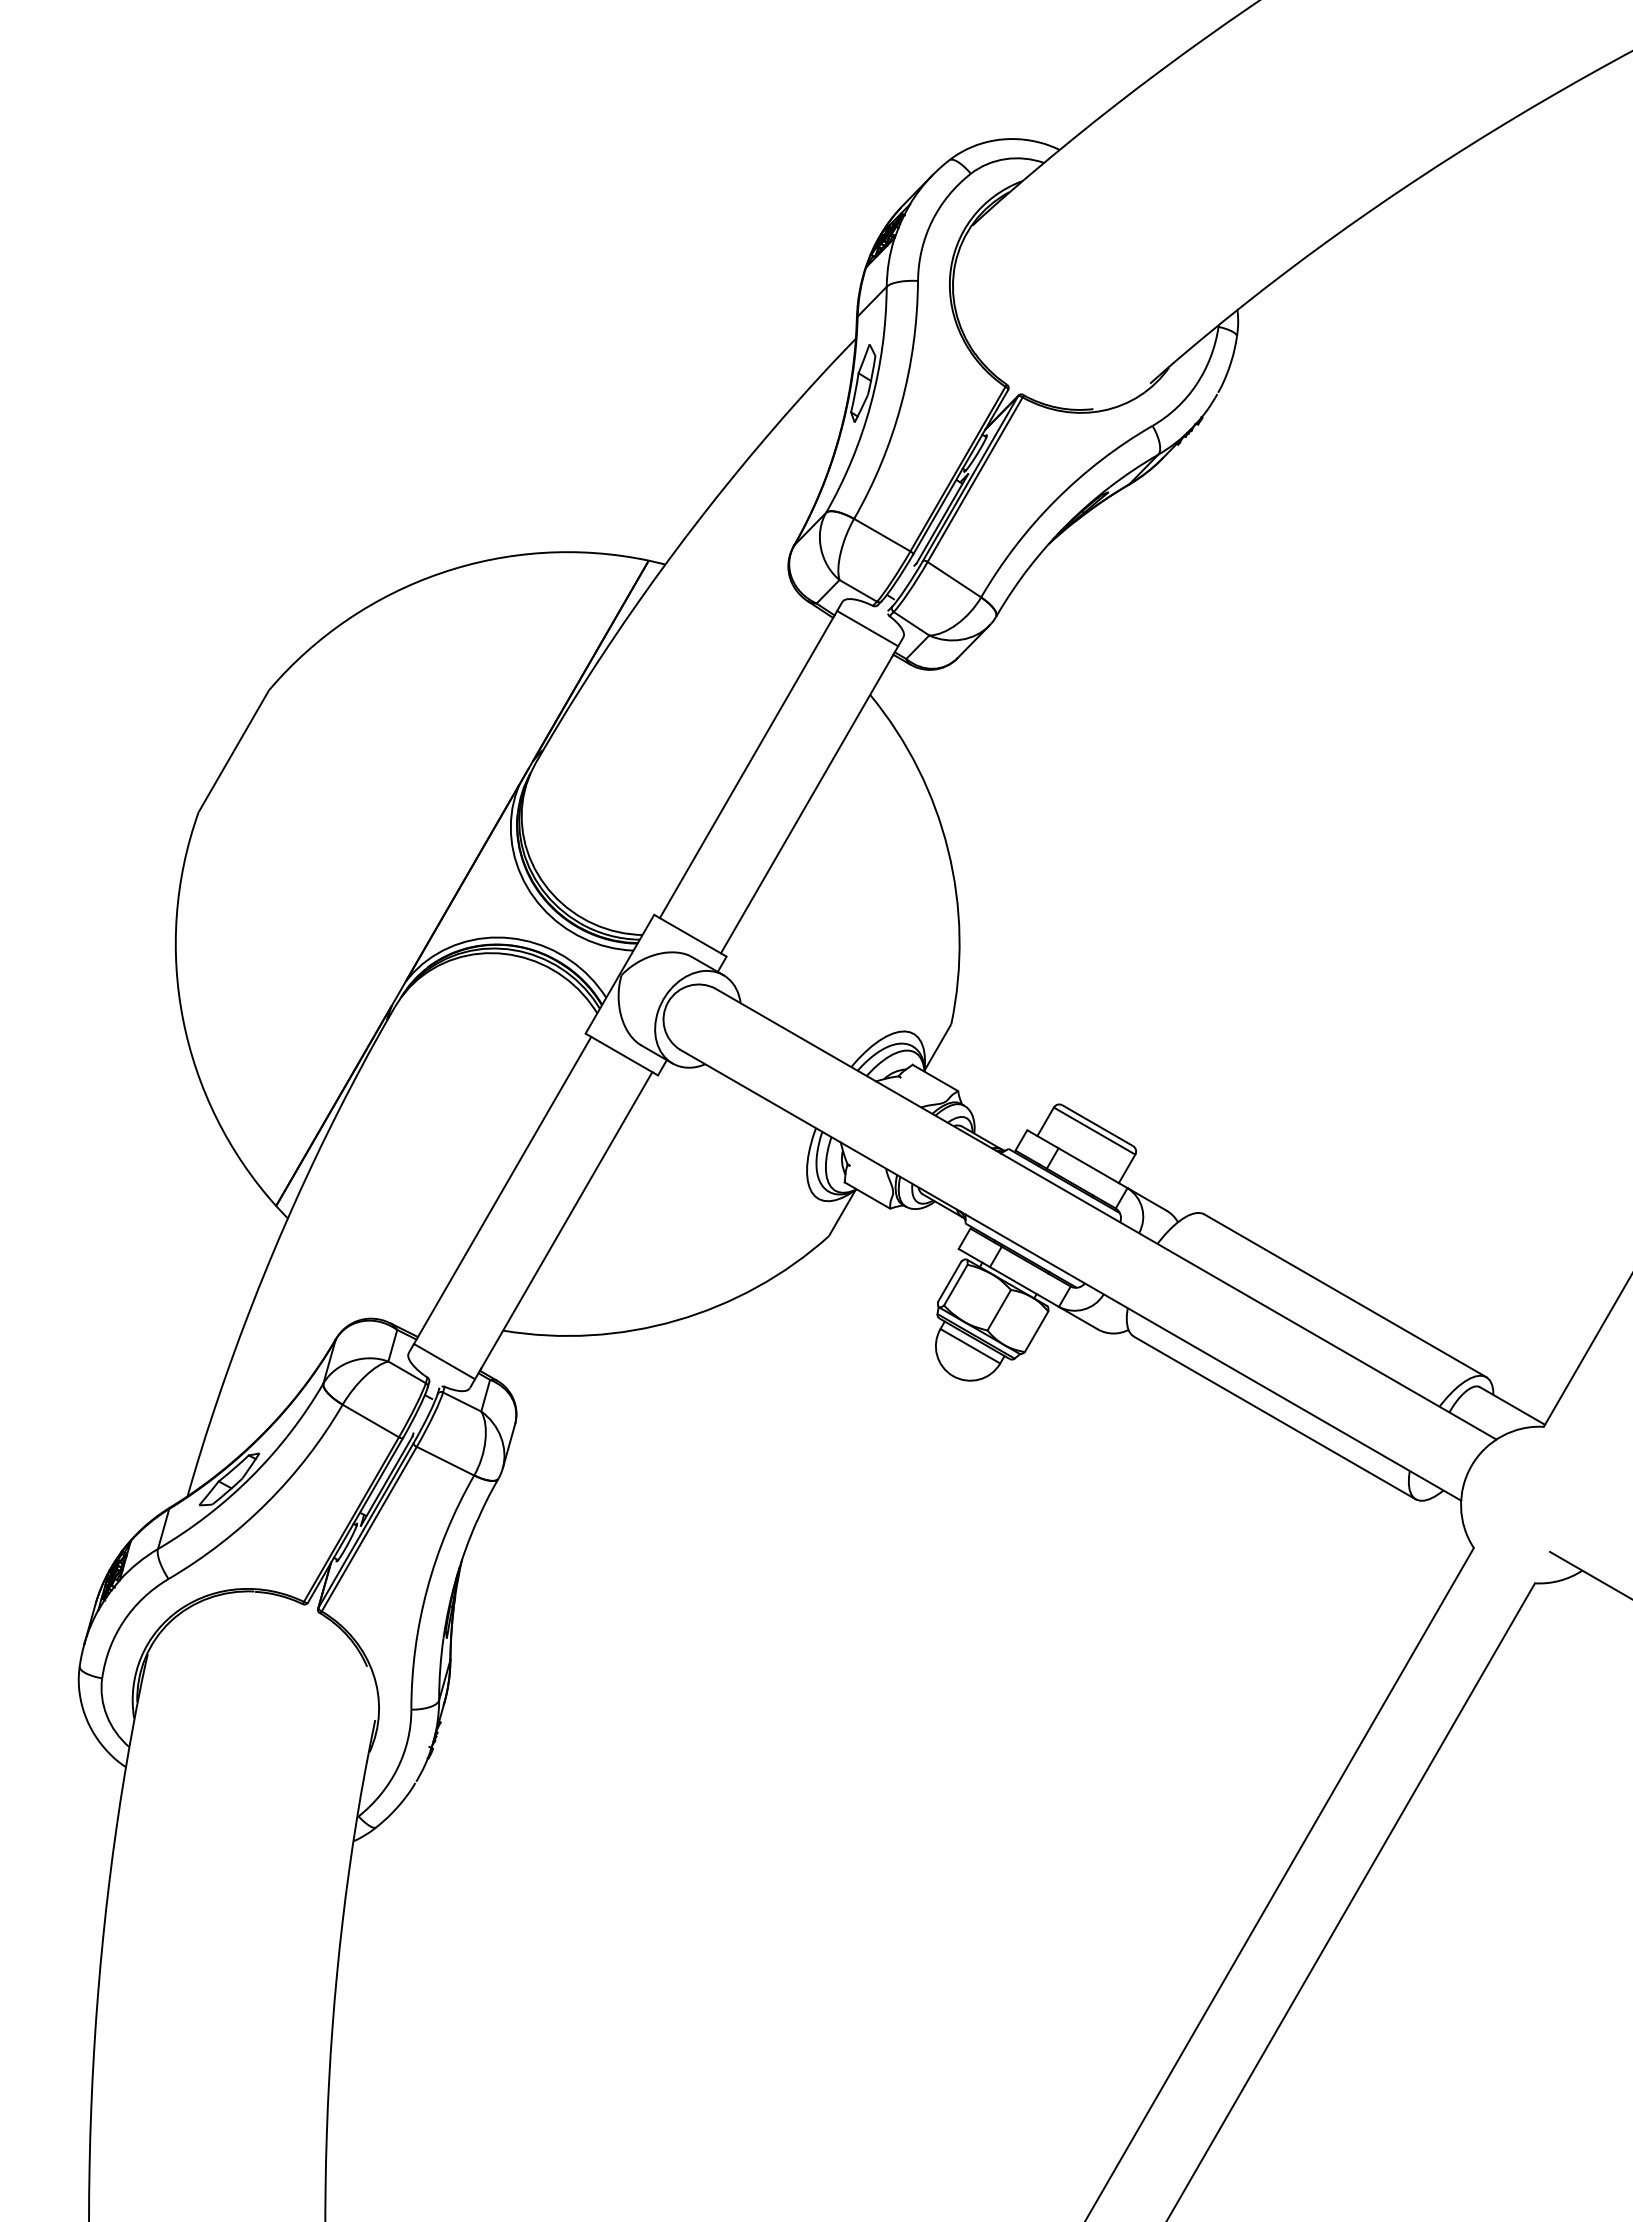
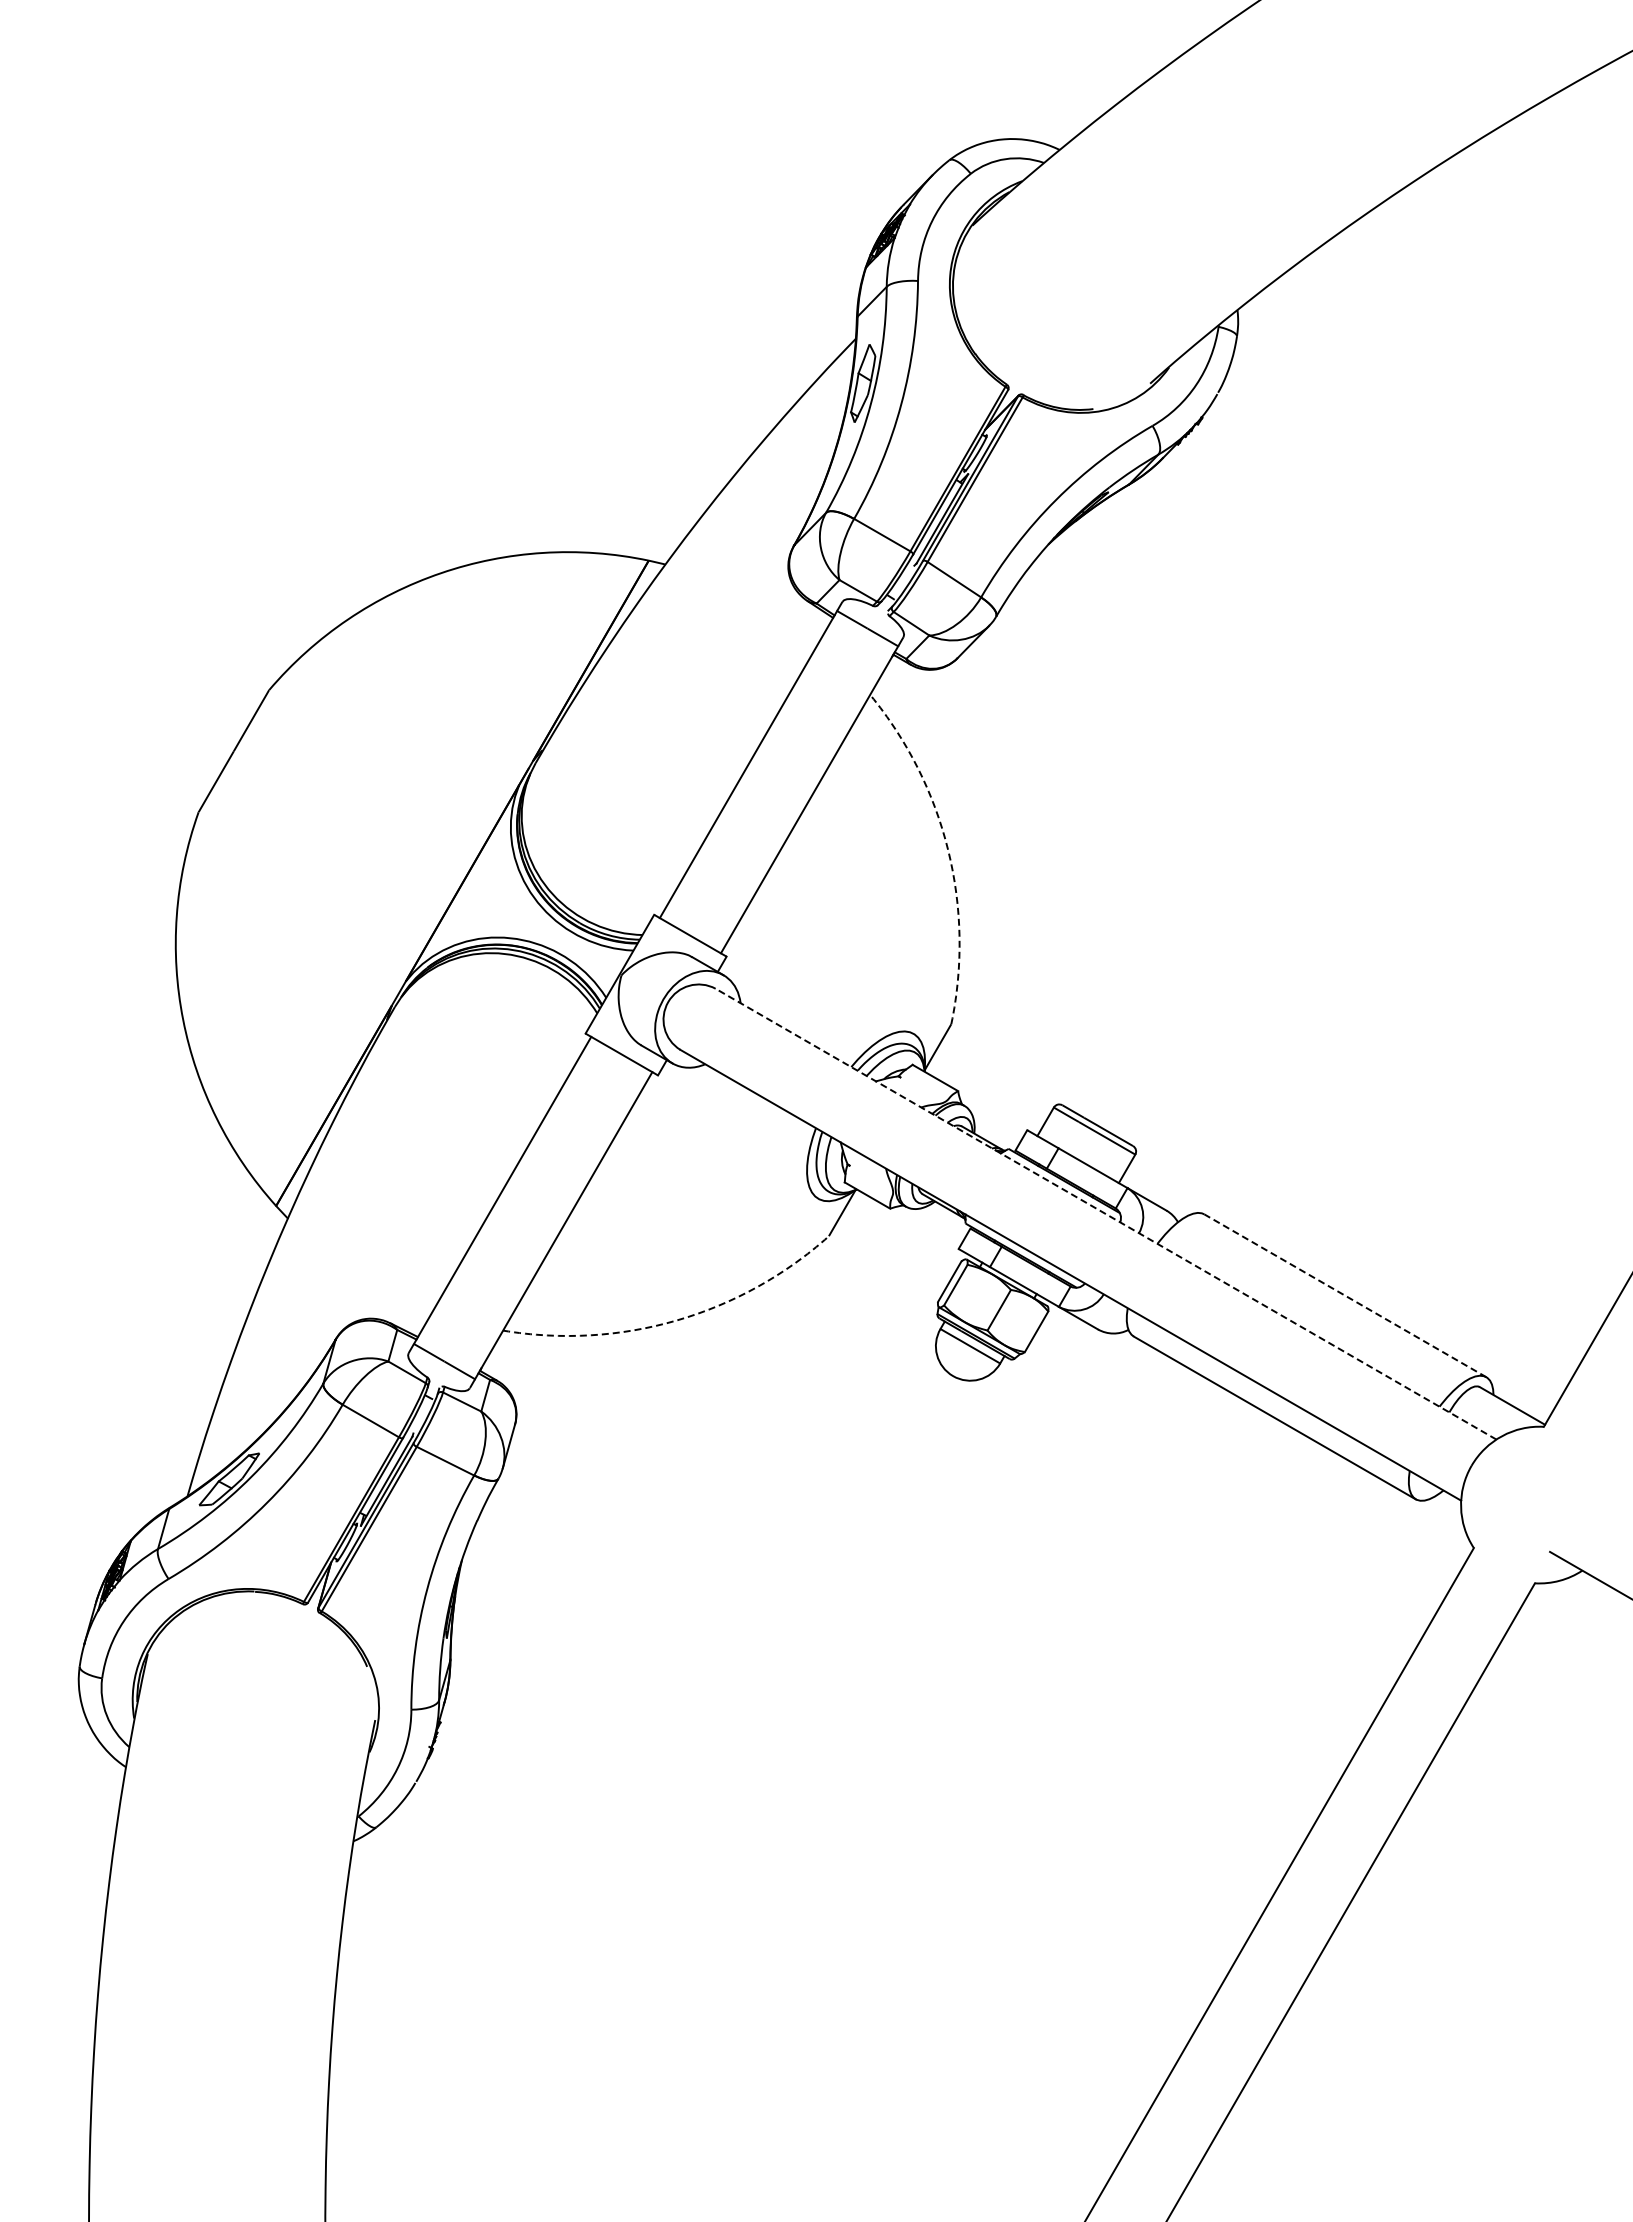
arc: solid -> dashed (948, 850)
line: solid -> dashed (1106, 1214)
line: solid -> dashed (1345, 1295)
arc: solid -> dashed (676, 1320)
